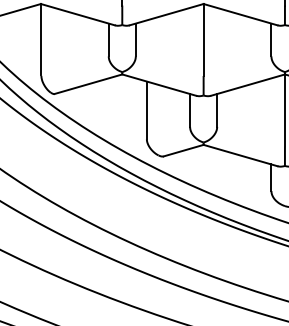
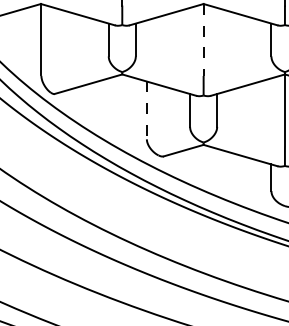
line: solid -> dashed (203, 40)
line: solid -> dashed (146, 110)
